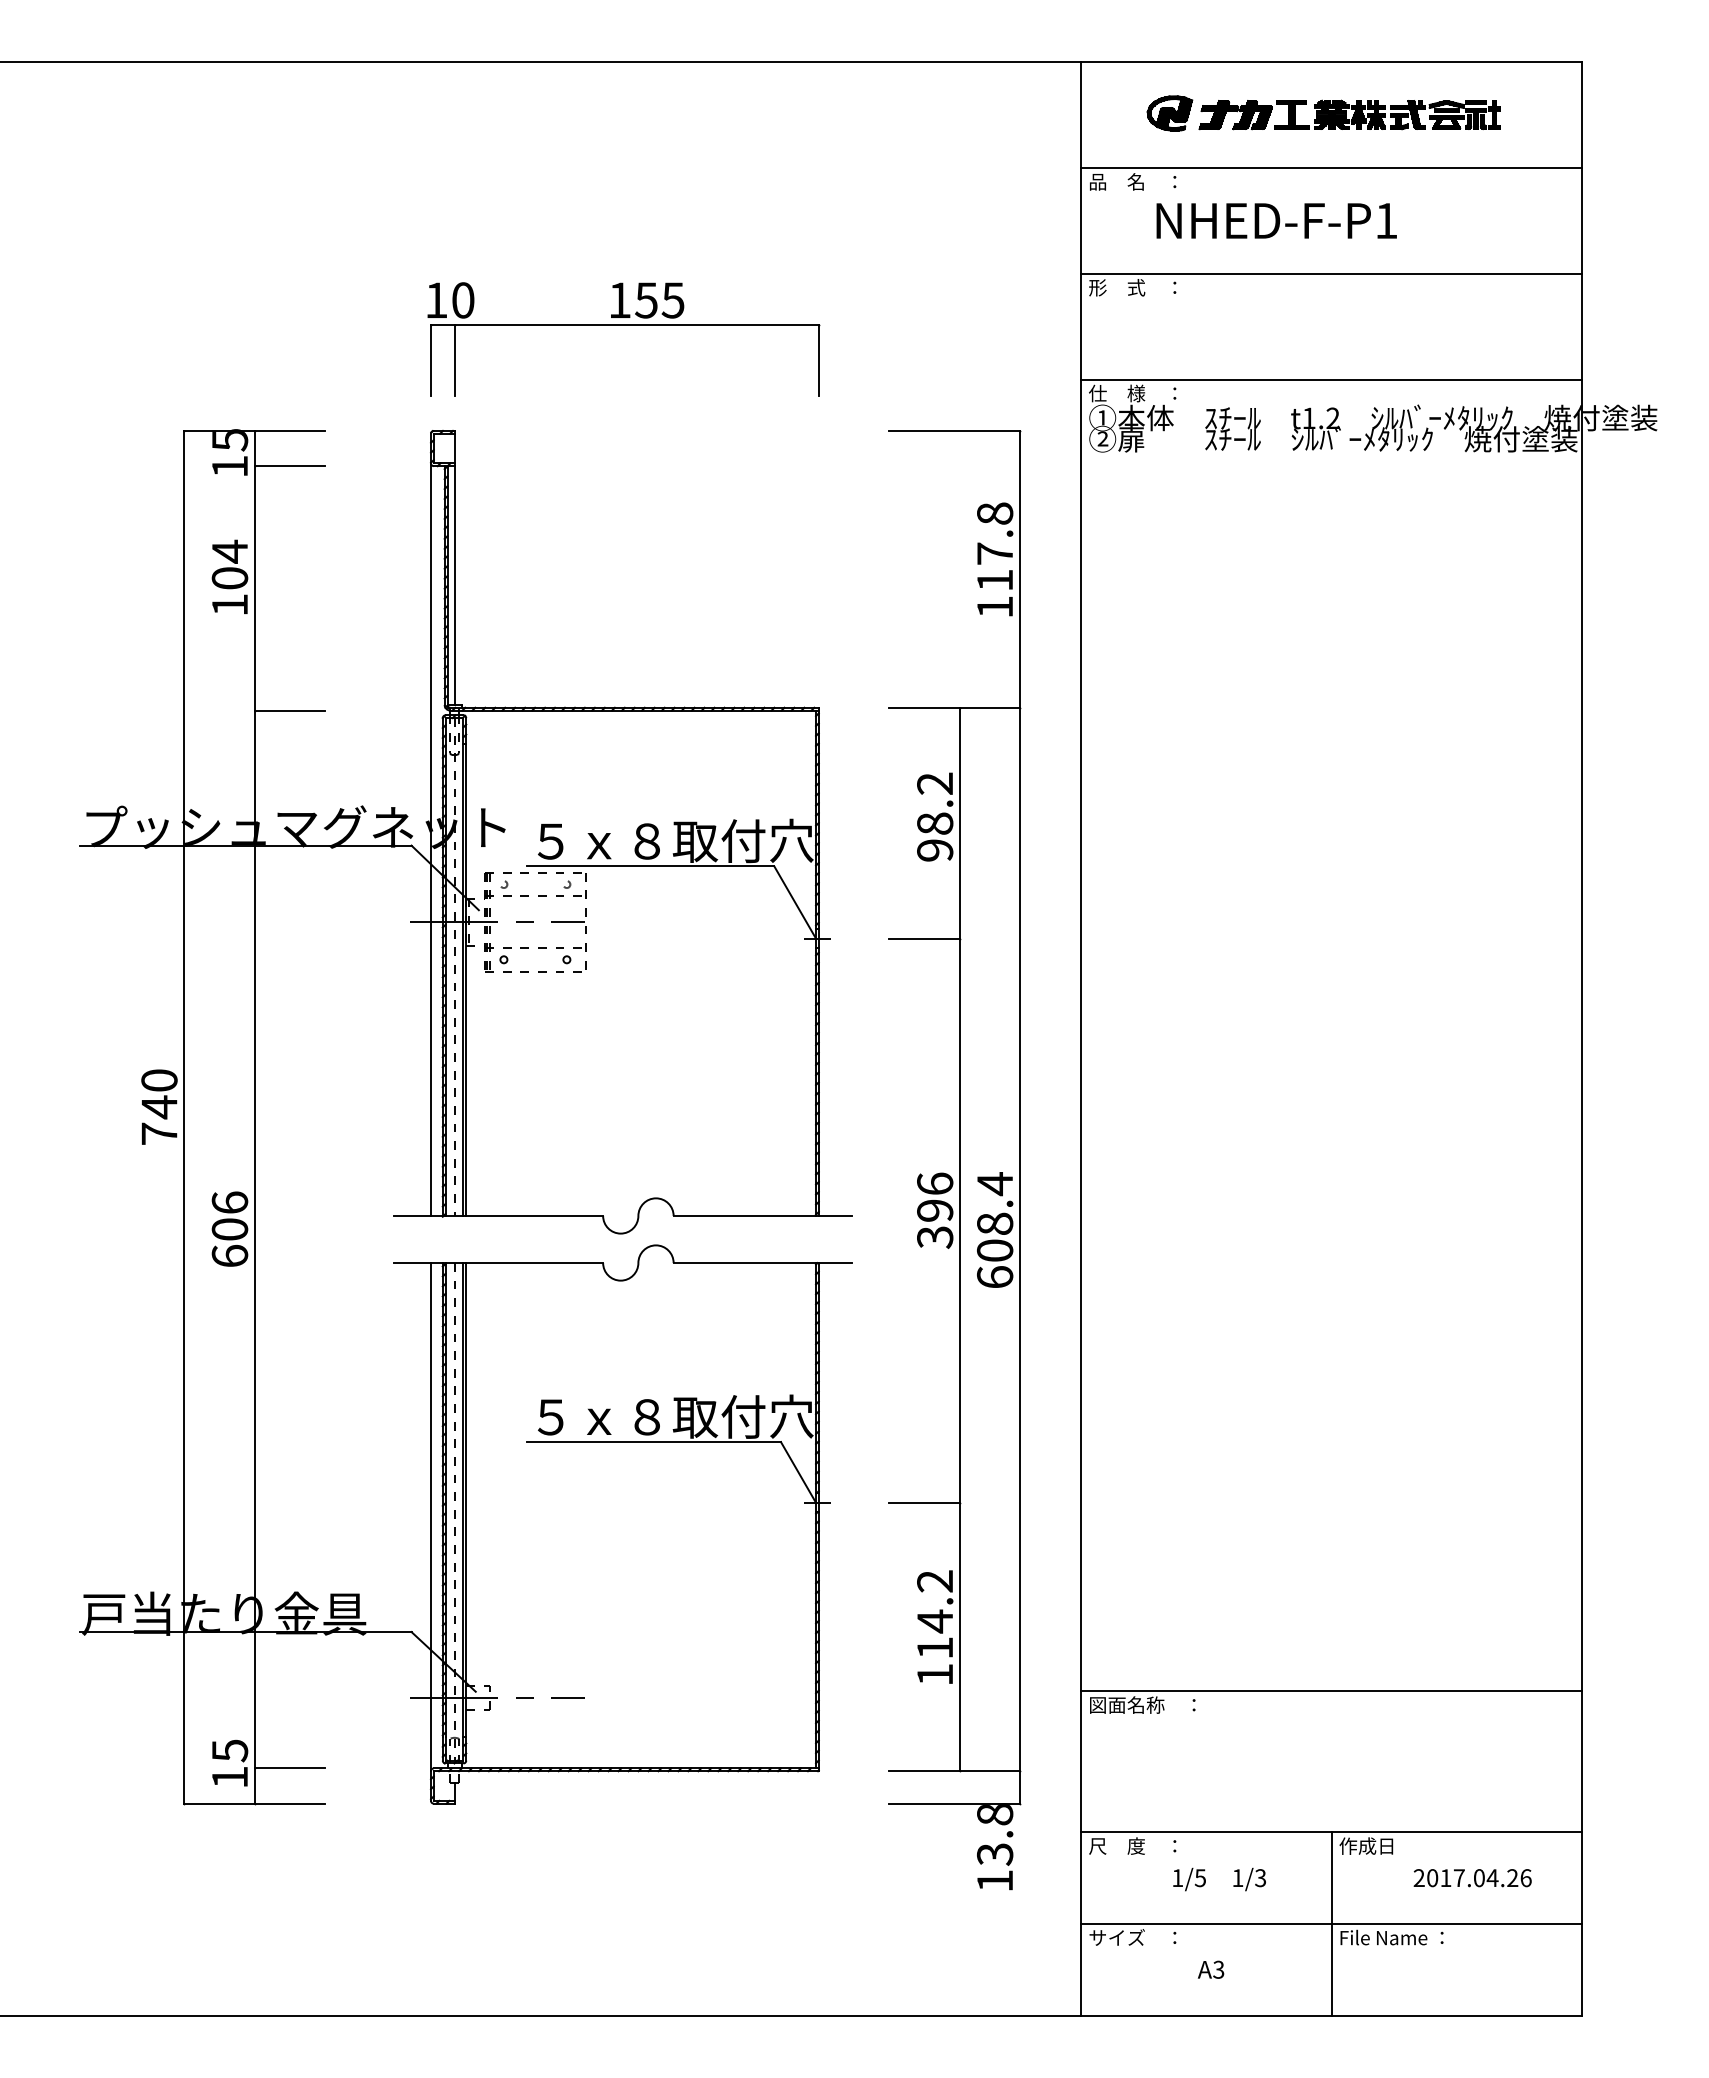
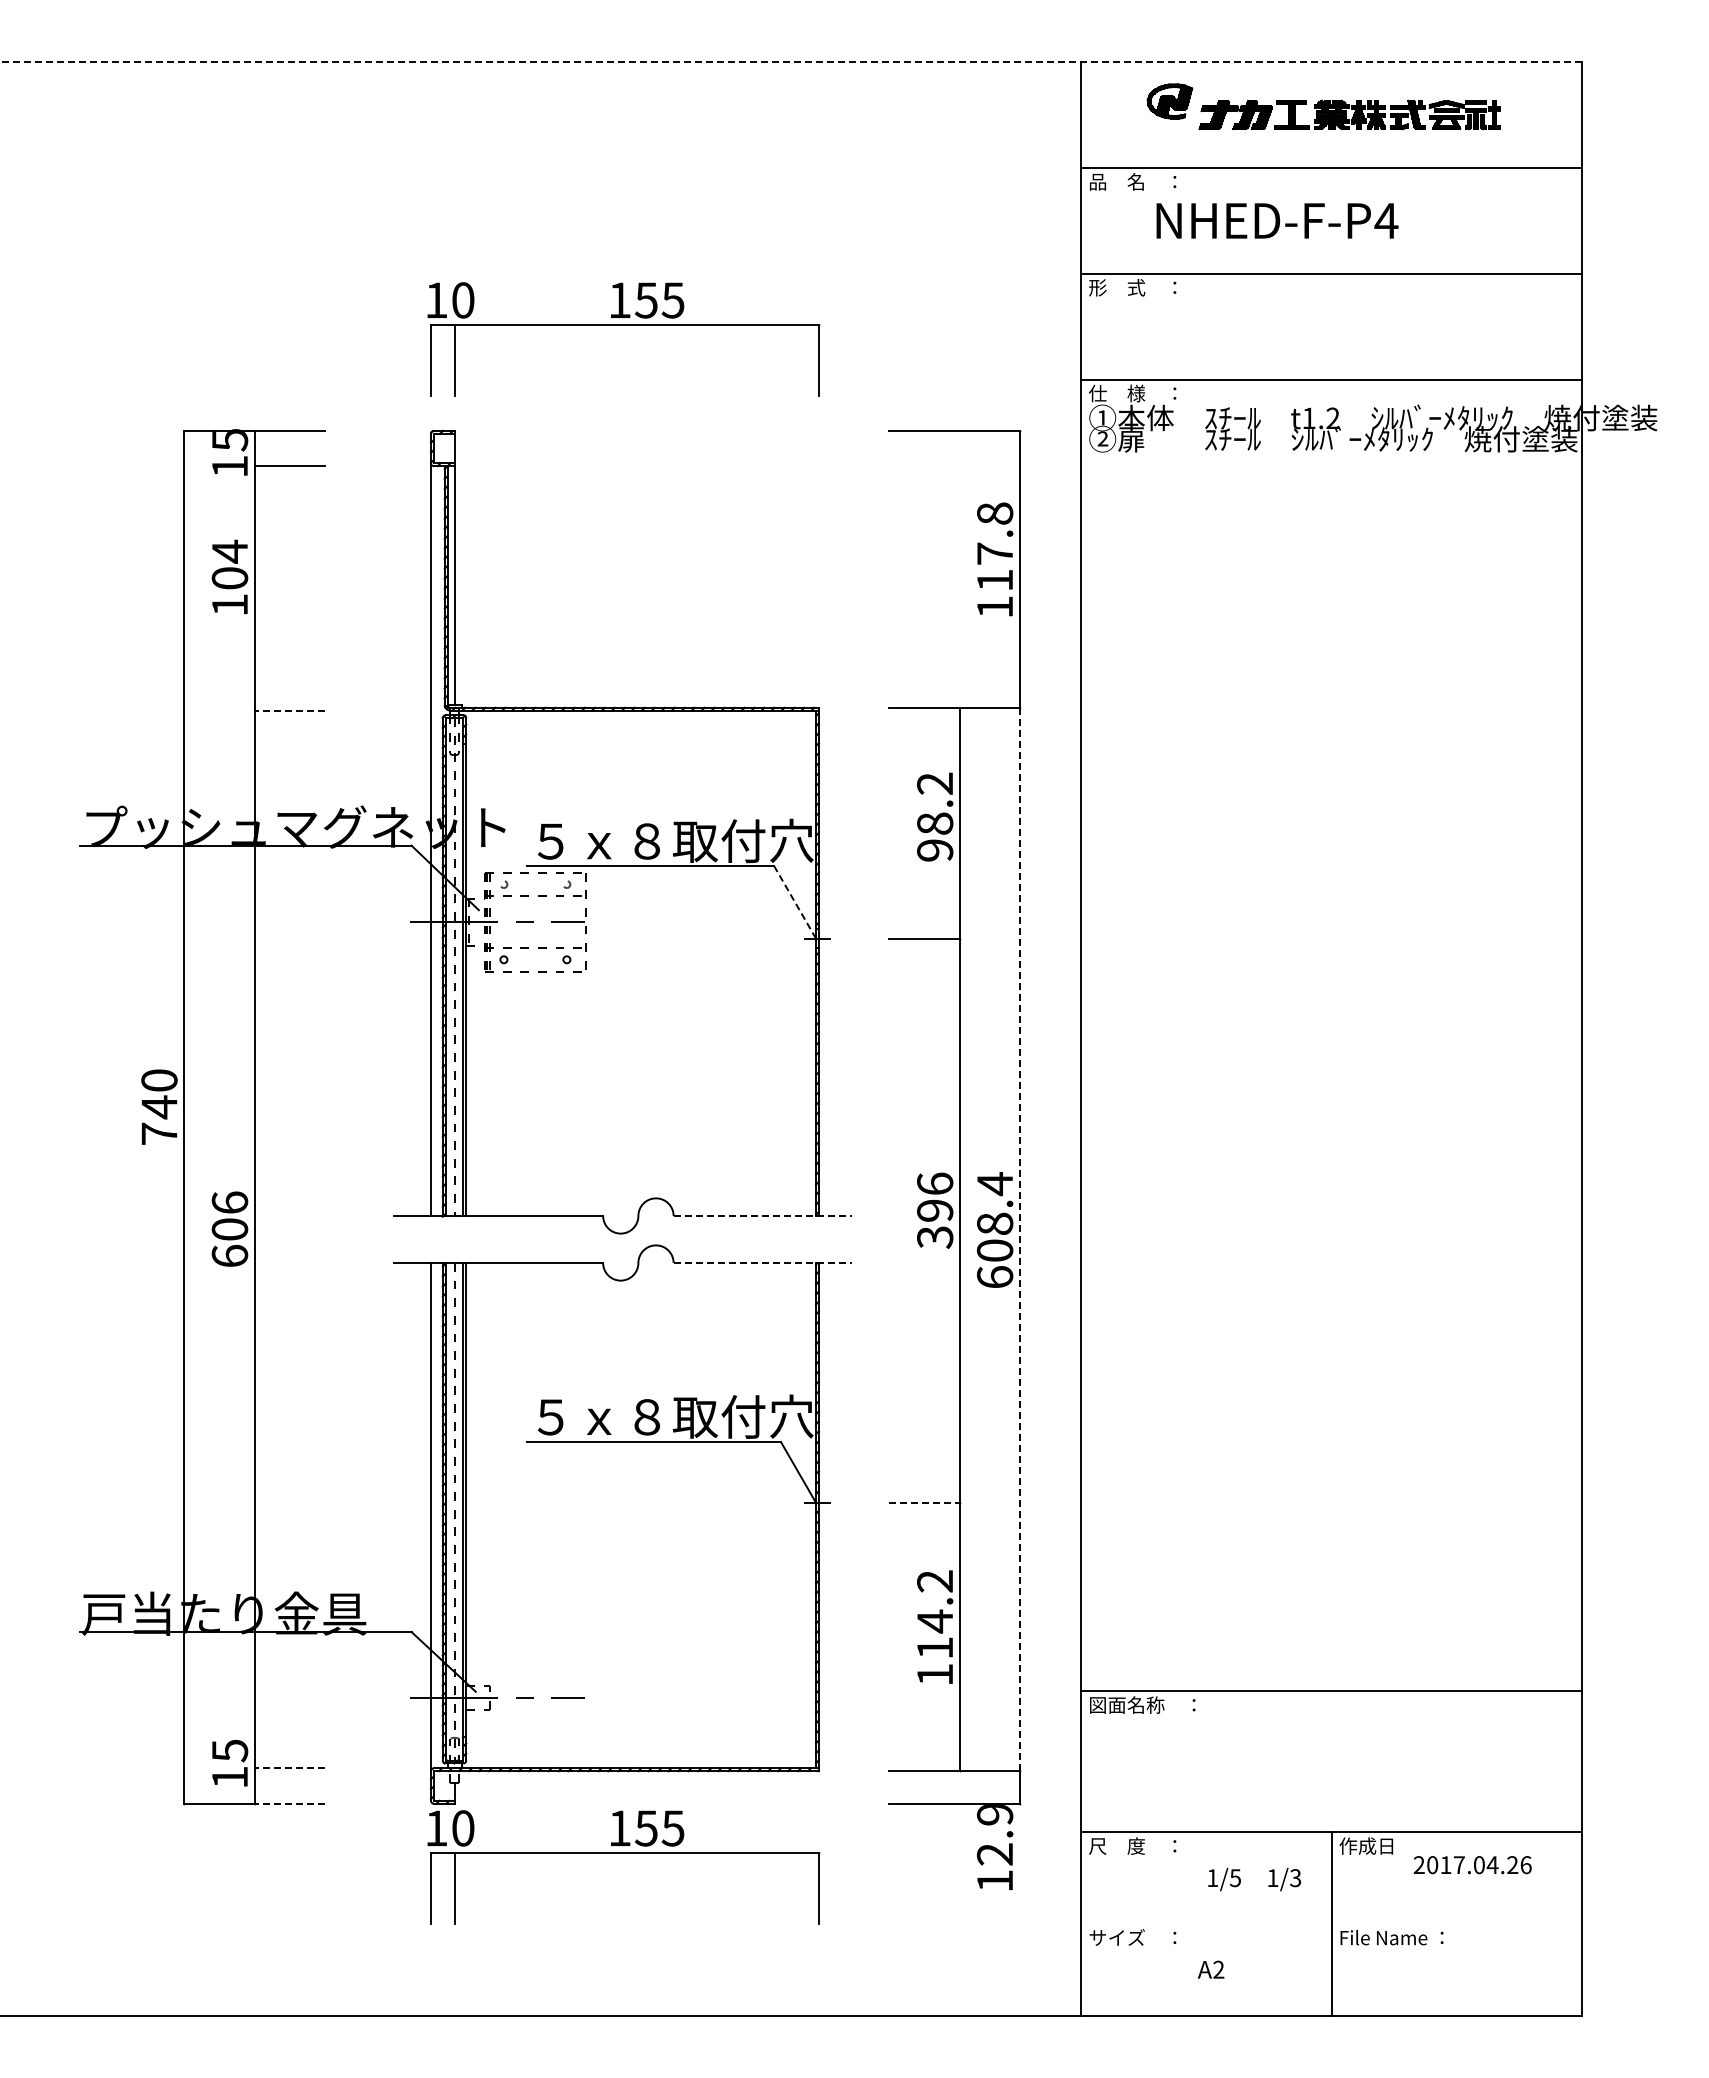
line: solid -> dashed (791, 62)
part position: (1169, 113) -> (1169, 101) (1169, 101)
text: NHED-F-P1 -> NHED-F-P4 (1386, 220)
line: solid -> dashed (289, 710)
line: solid -> dashed (795, 902)
line: solid -> dashed (763, 1215)
line: solid -> dashed (1019, 1239)
line: solid -> dashed (763, 1263)
line: solid -> dashed (925, 1502)
line: solid -> dashed (289, 1768)
line: solid -> dashed (289, 1803)
text: 13.8 -> 12.9 (995, 1835)
part: none -> present (623, 1853)
text position: (1472, 1878) -> (1472, 1865) (1472, 1865)
text position: (1219, 1879) -> (1254, 1879) (1254, 1879)
line: present -> none (1331, 1923)
text: A3 -> A2 (1218, 1969)
